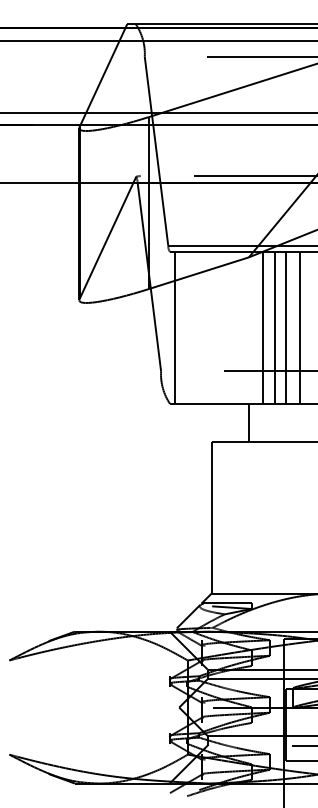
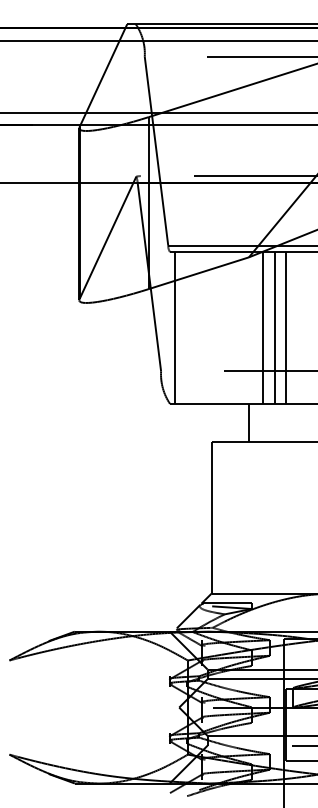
line: present -> none (299, 327)
